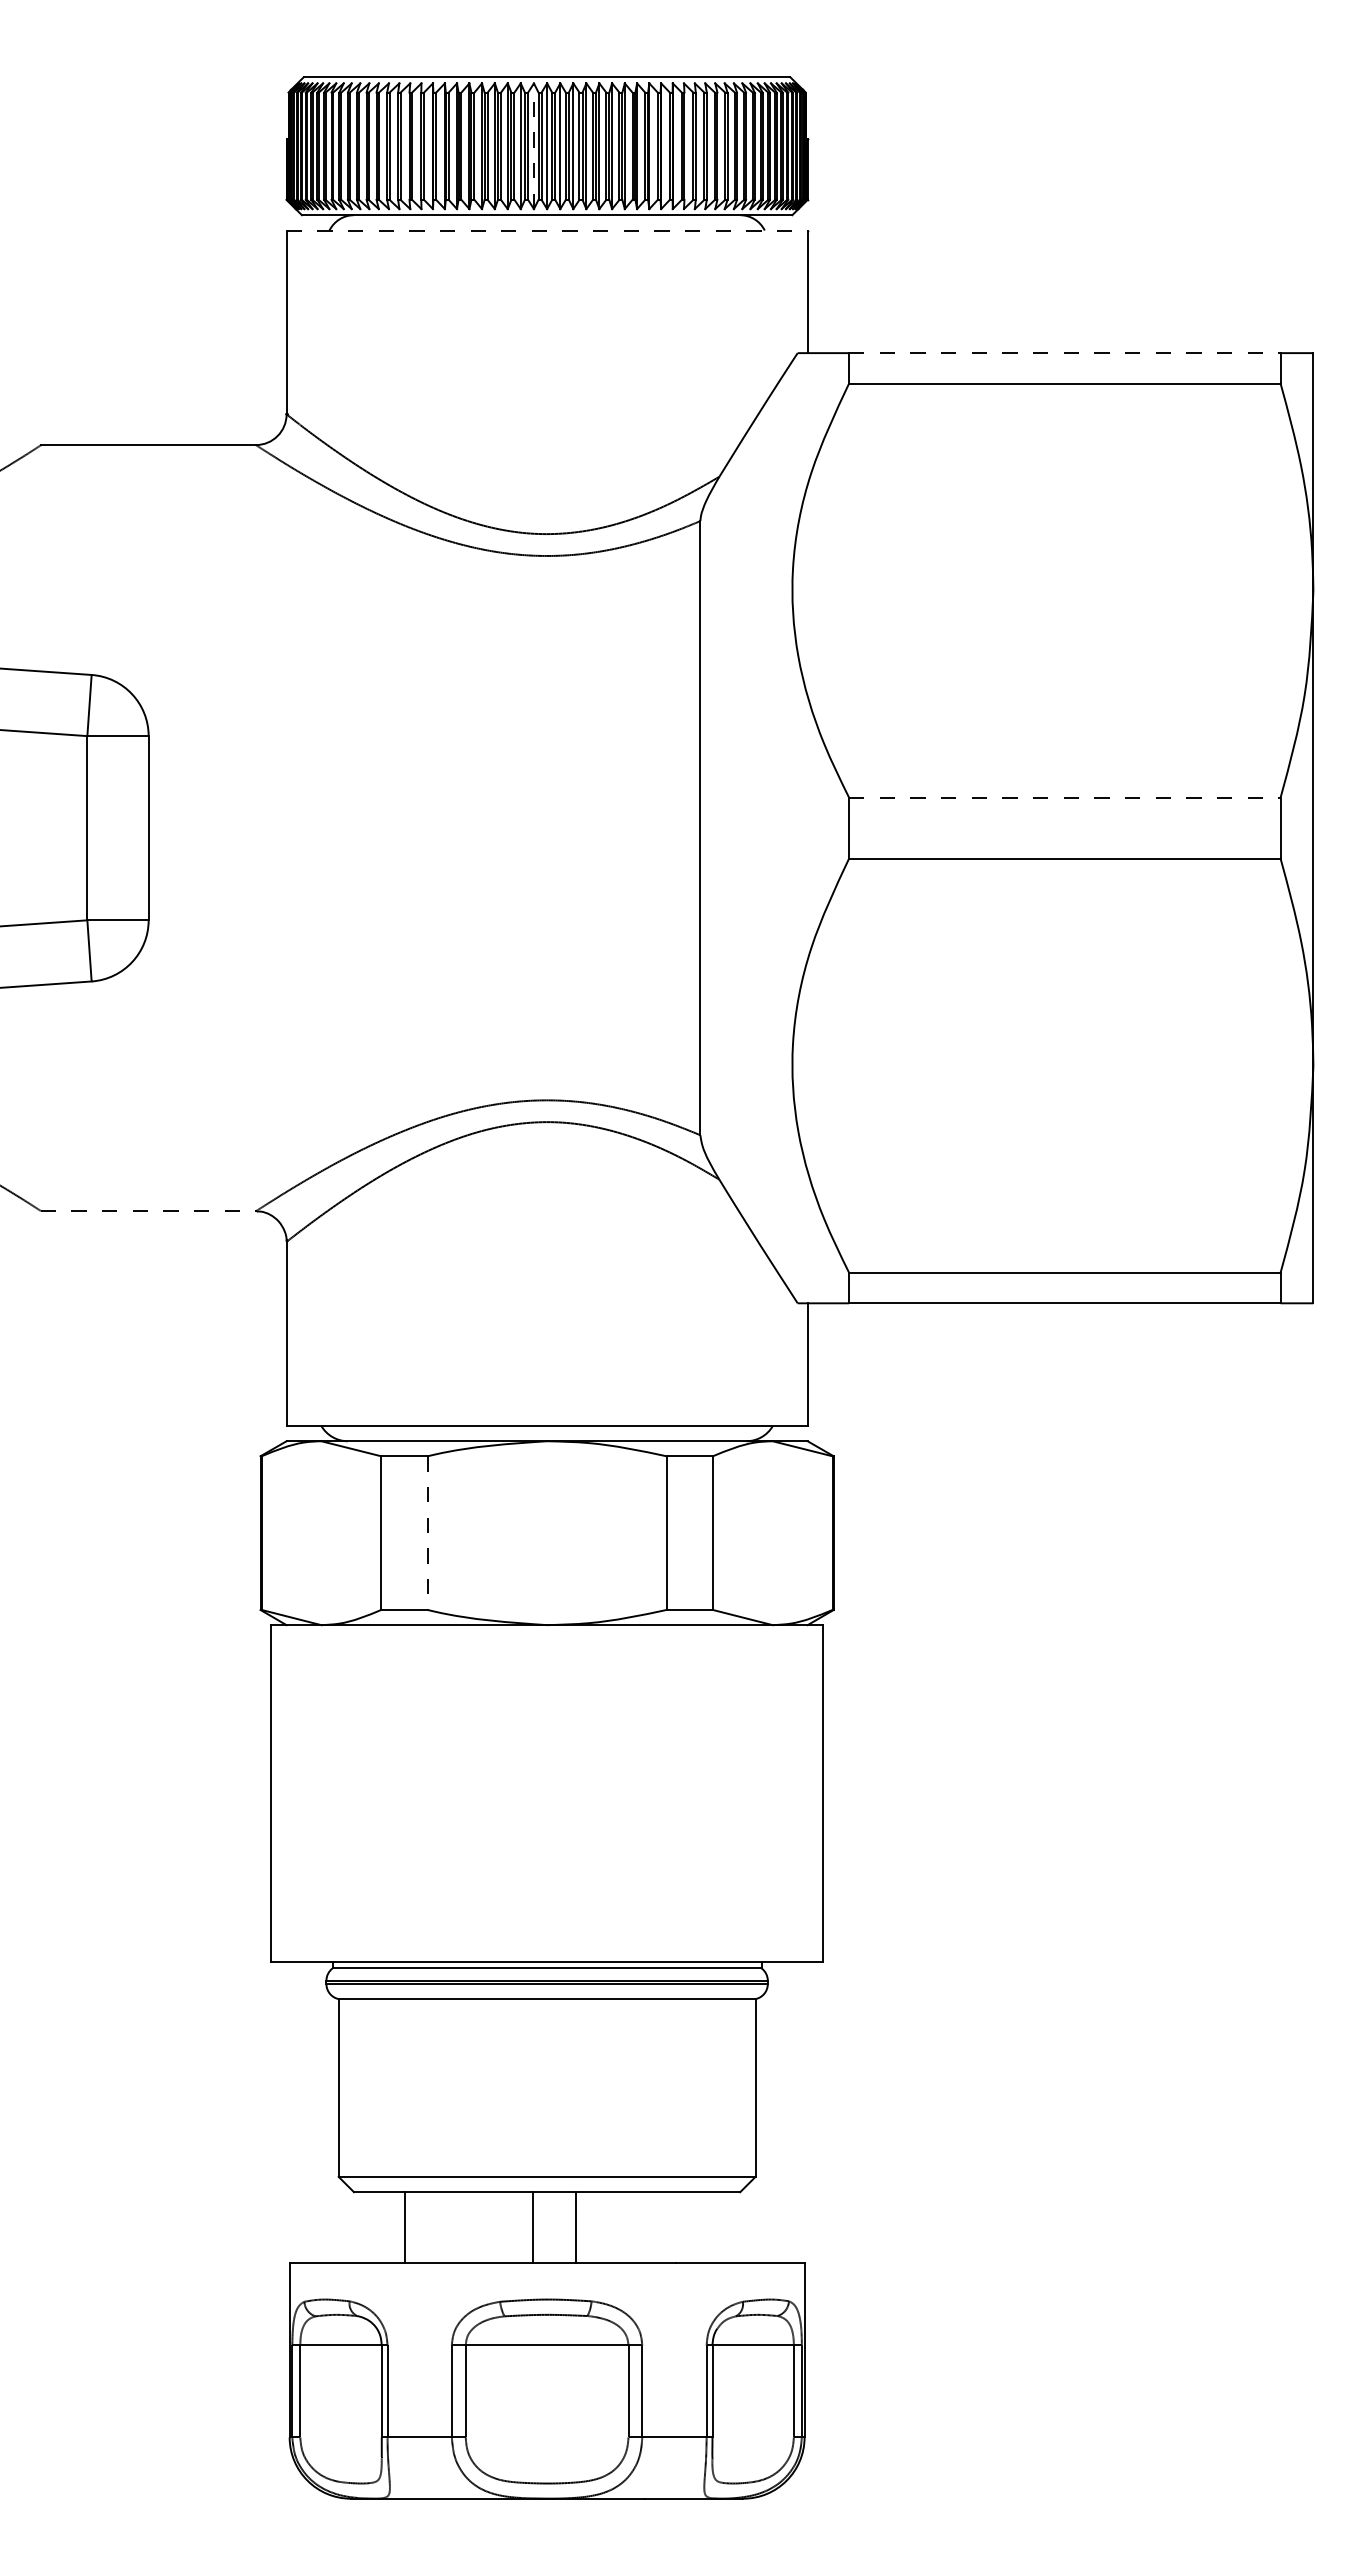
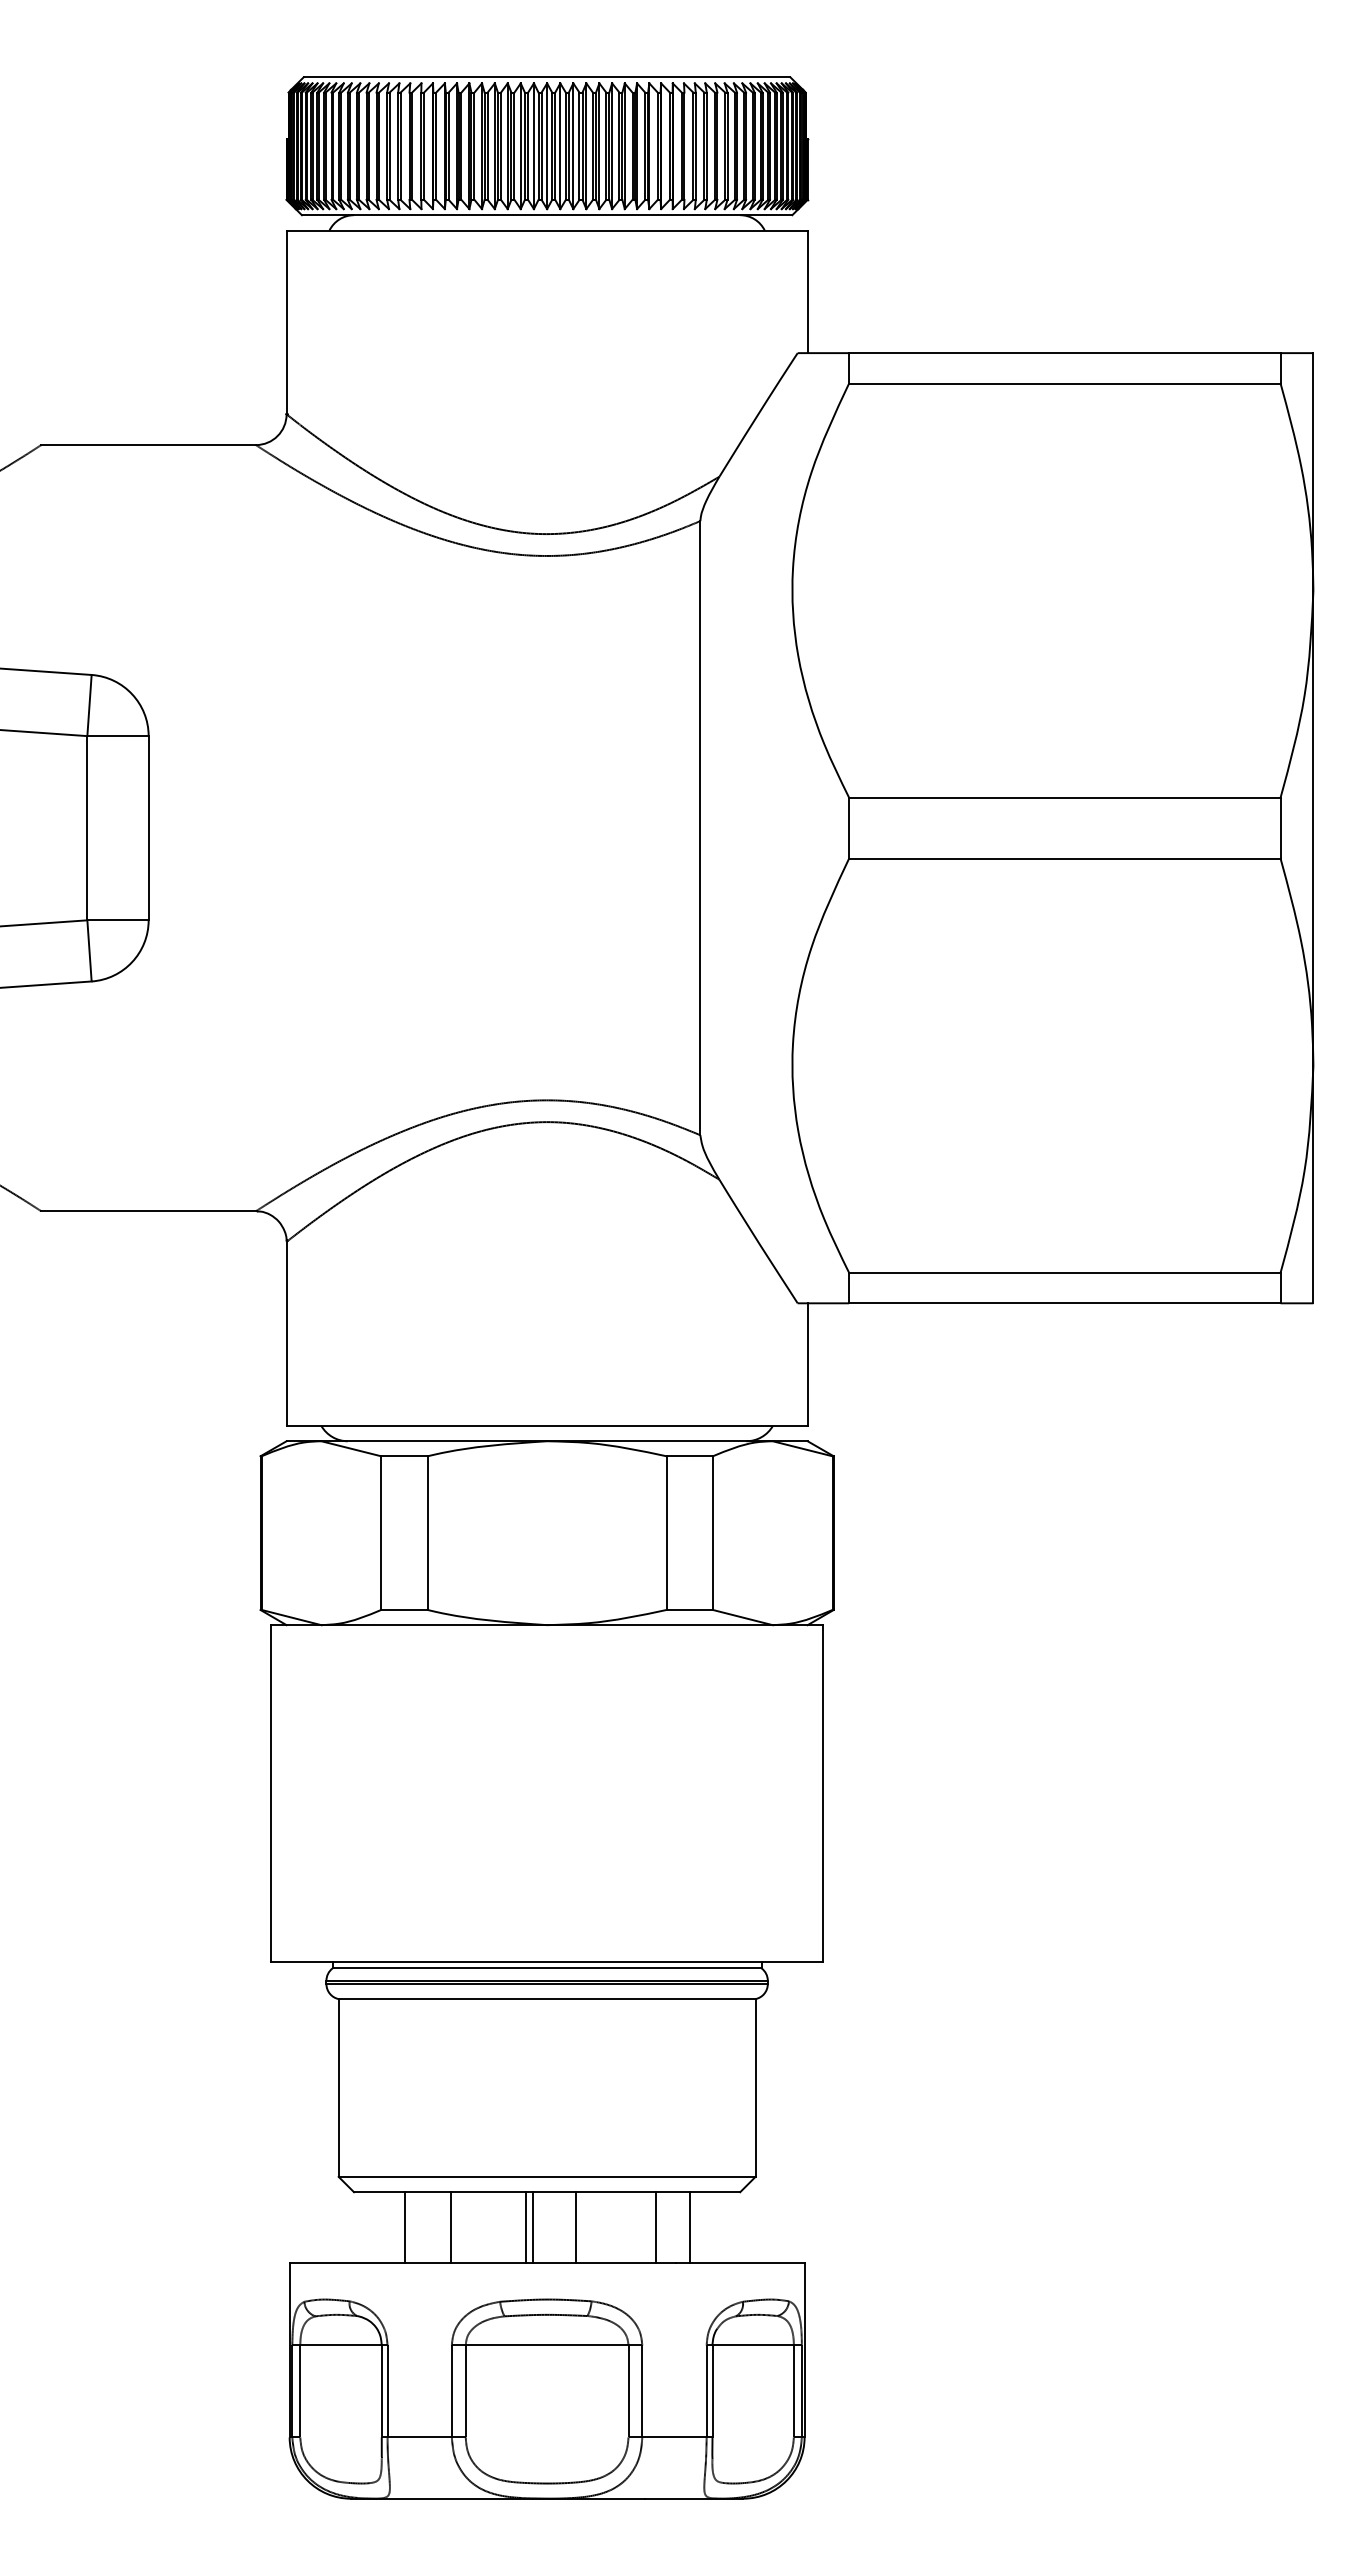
line: dashed -> solid (533, 146)
line: dashed -> solid (547, 230)
line: dashed -> solid (1064, 353)
line: dashed -> solid (1064, 797)
line: dashed -> solid (148, 1211)
line: dashed -> solid (427, 1533)
line: none -> present (450, 2227)
line: none -> present (525, 2227)
line: none -> present (655, 2227)
line: none -> present (689, 2227)
